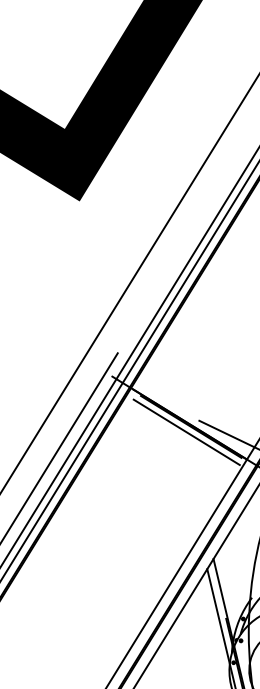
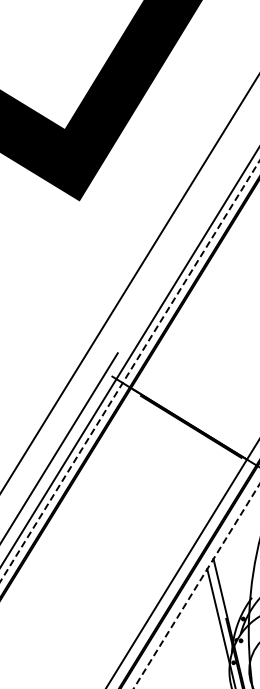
line: solid -> dashed (130, 370)
line: present -> none (186, 432)
line: present -> none (227, 434)
line: solid -> dashed (196, 586)
